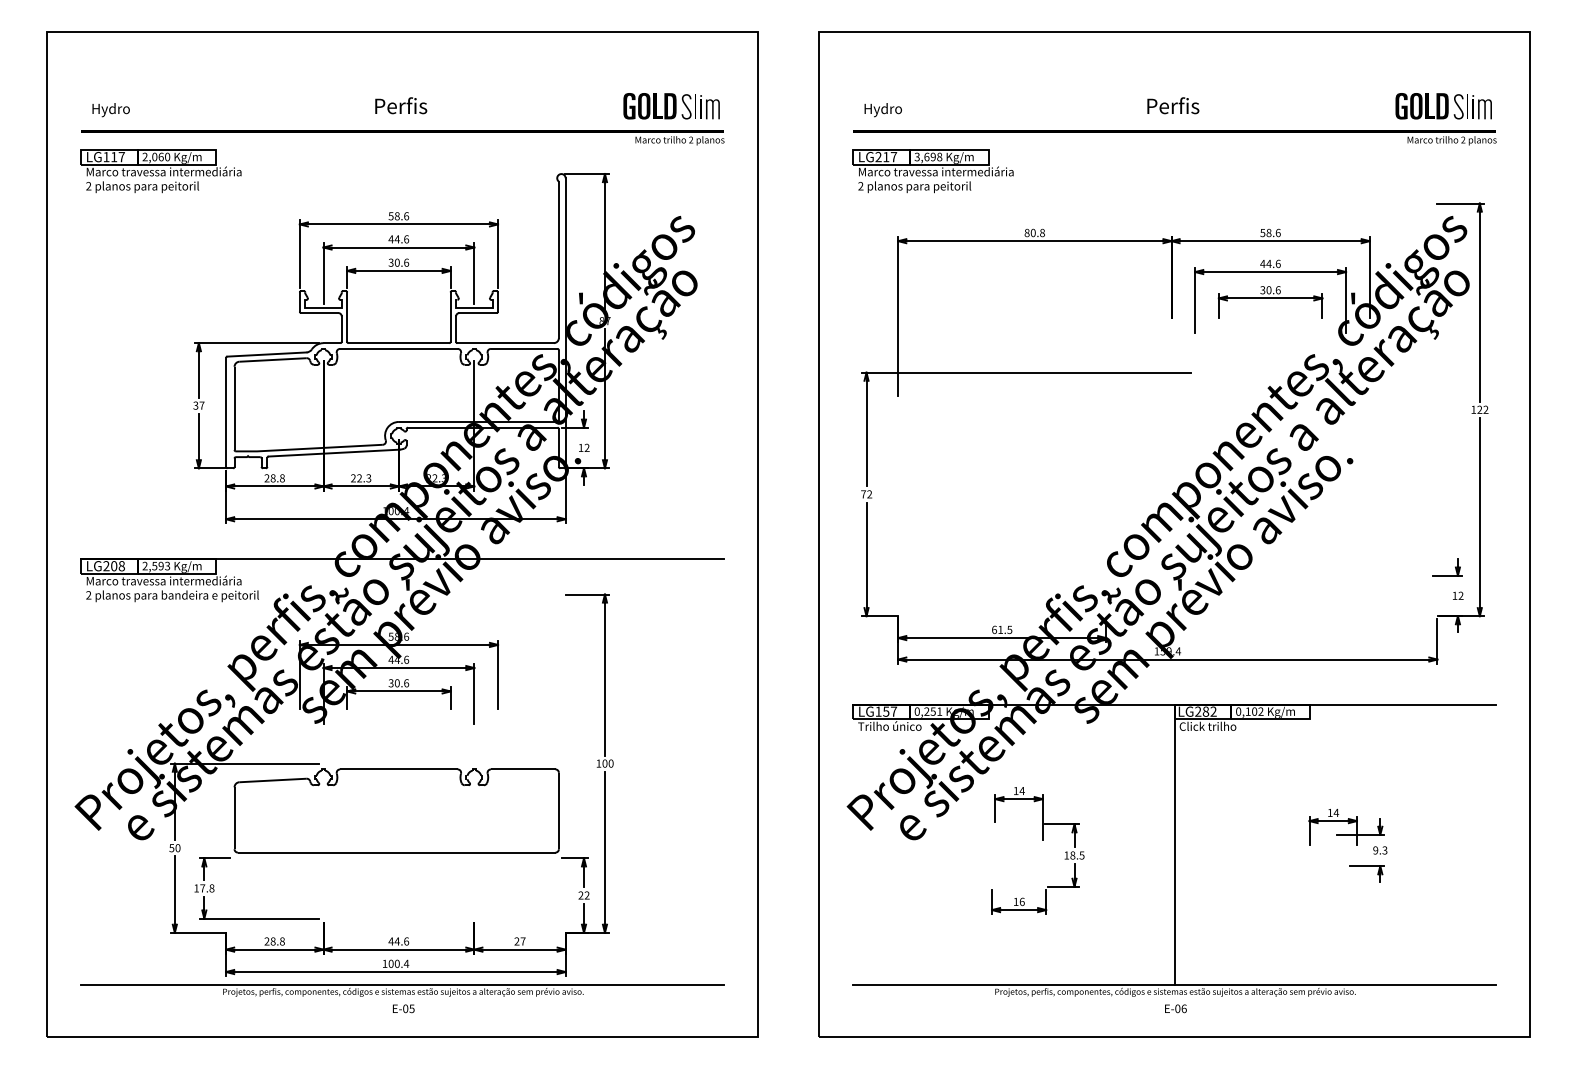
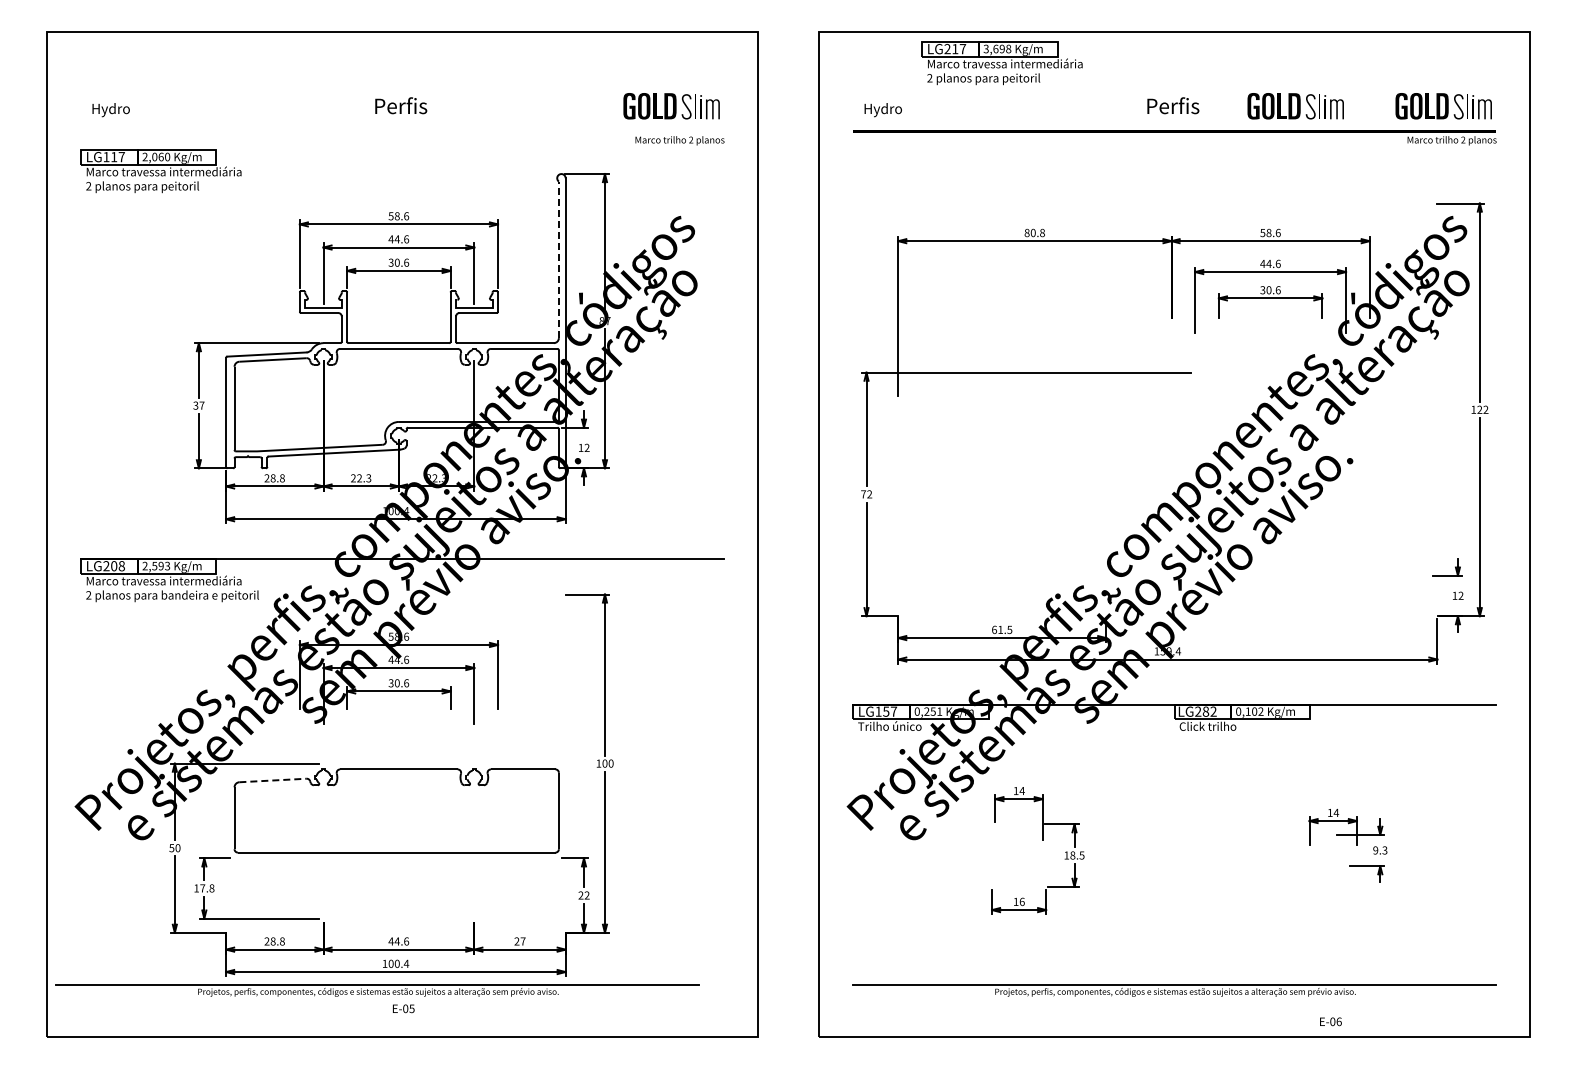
part: none -> present (1295, 106)
fill: present -> none (402, 131)
part position: (932, 171) -> (1001, 63) (1001, 63)
line: solid -> dashed (558, 259)
line: solid -> dashed (273, 780)
line: present -> none (1174, 844)
part position: (402, 990) -> (377, 990) (377, 990)
text position: (1175, 1008) -> (1330, 1021) (1330, 1021)
